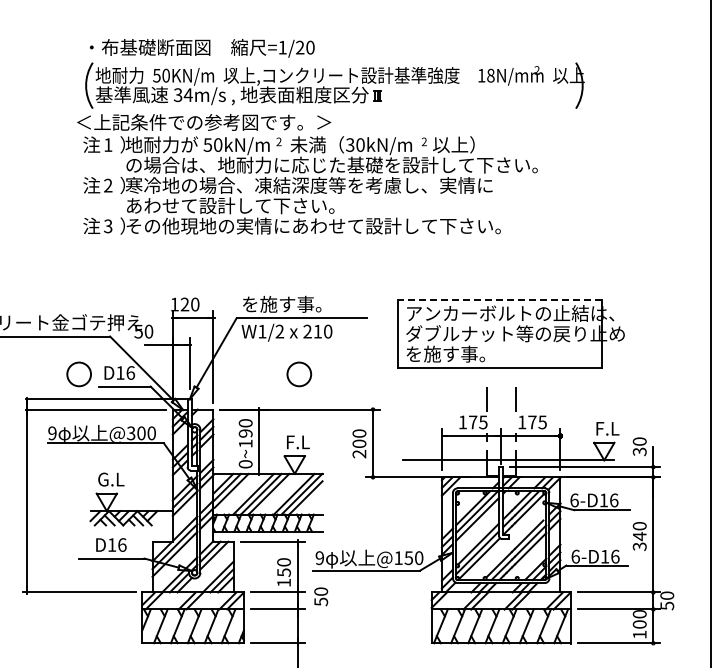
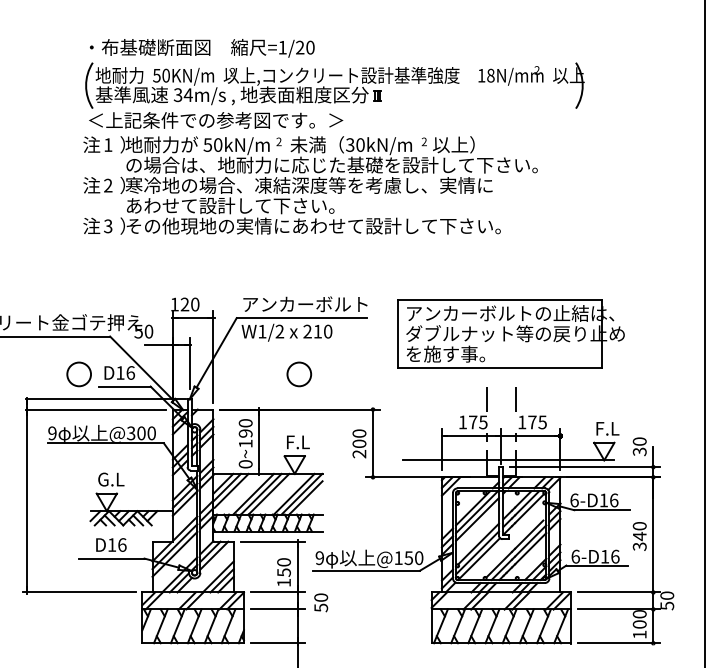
text position: (204, 122) -> (216, 120) (216, 120)
line: dashed -> solid (499, 300)
text: を施す事。 -> アンカーボルト (305, 303)
line position: (711, 333) -> (705, 333) (705, 333)
text position: (321, 596) -> (321, 602) (321, 602)
